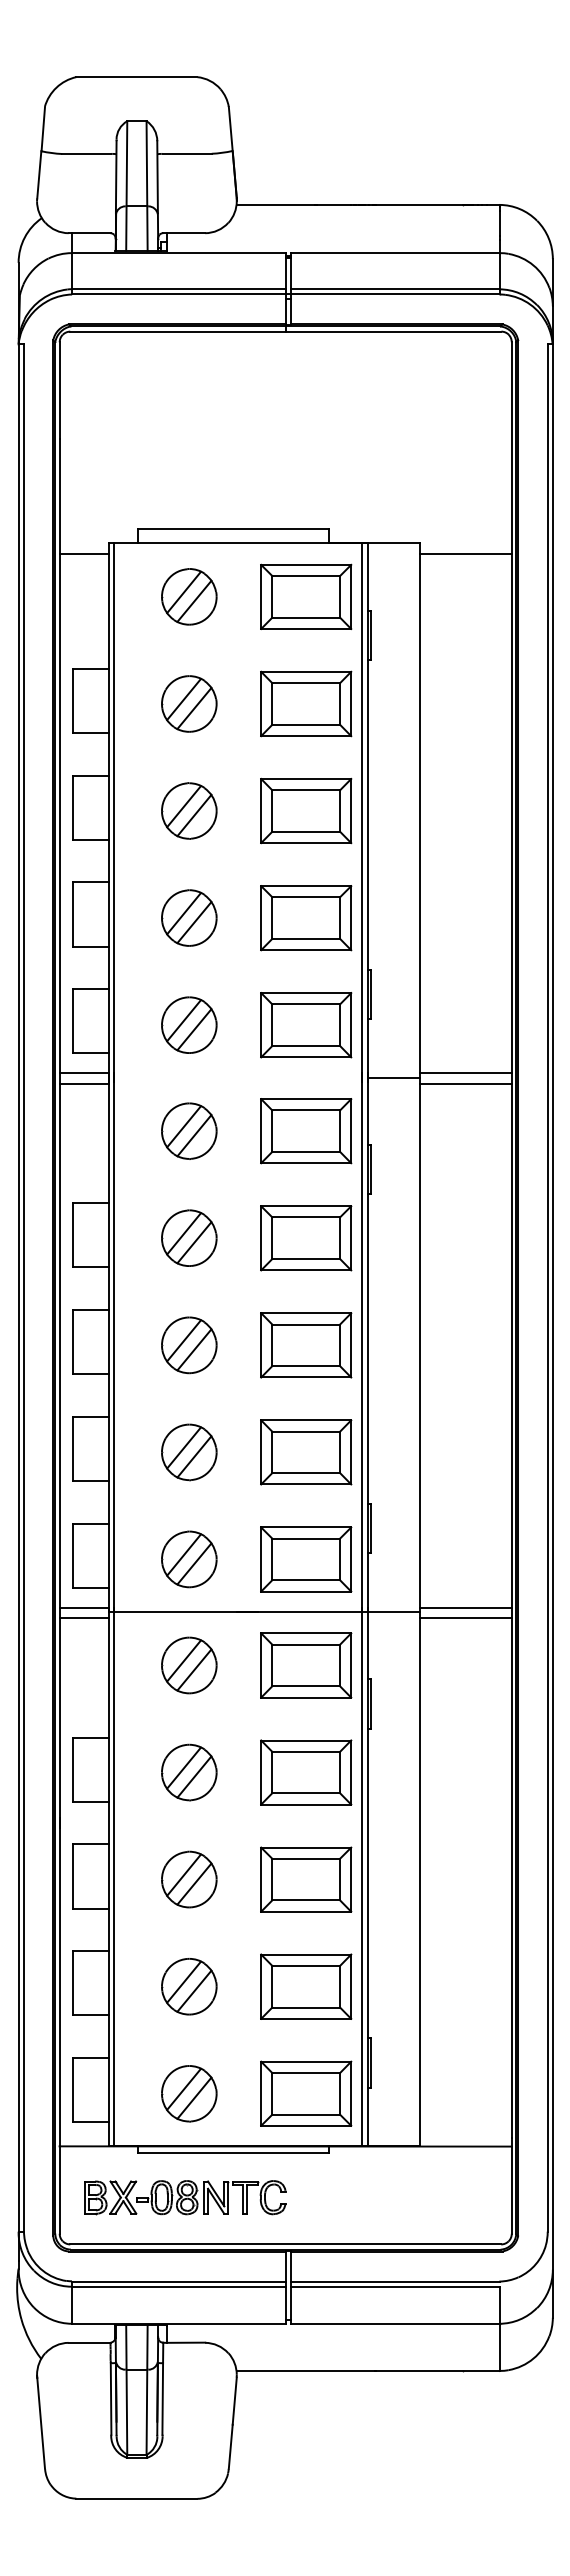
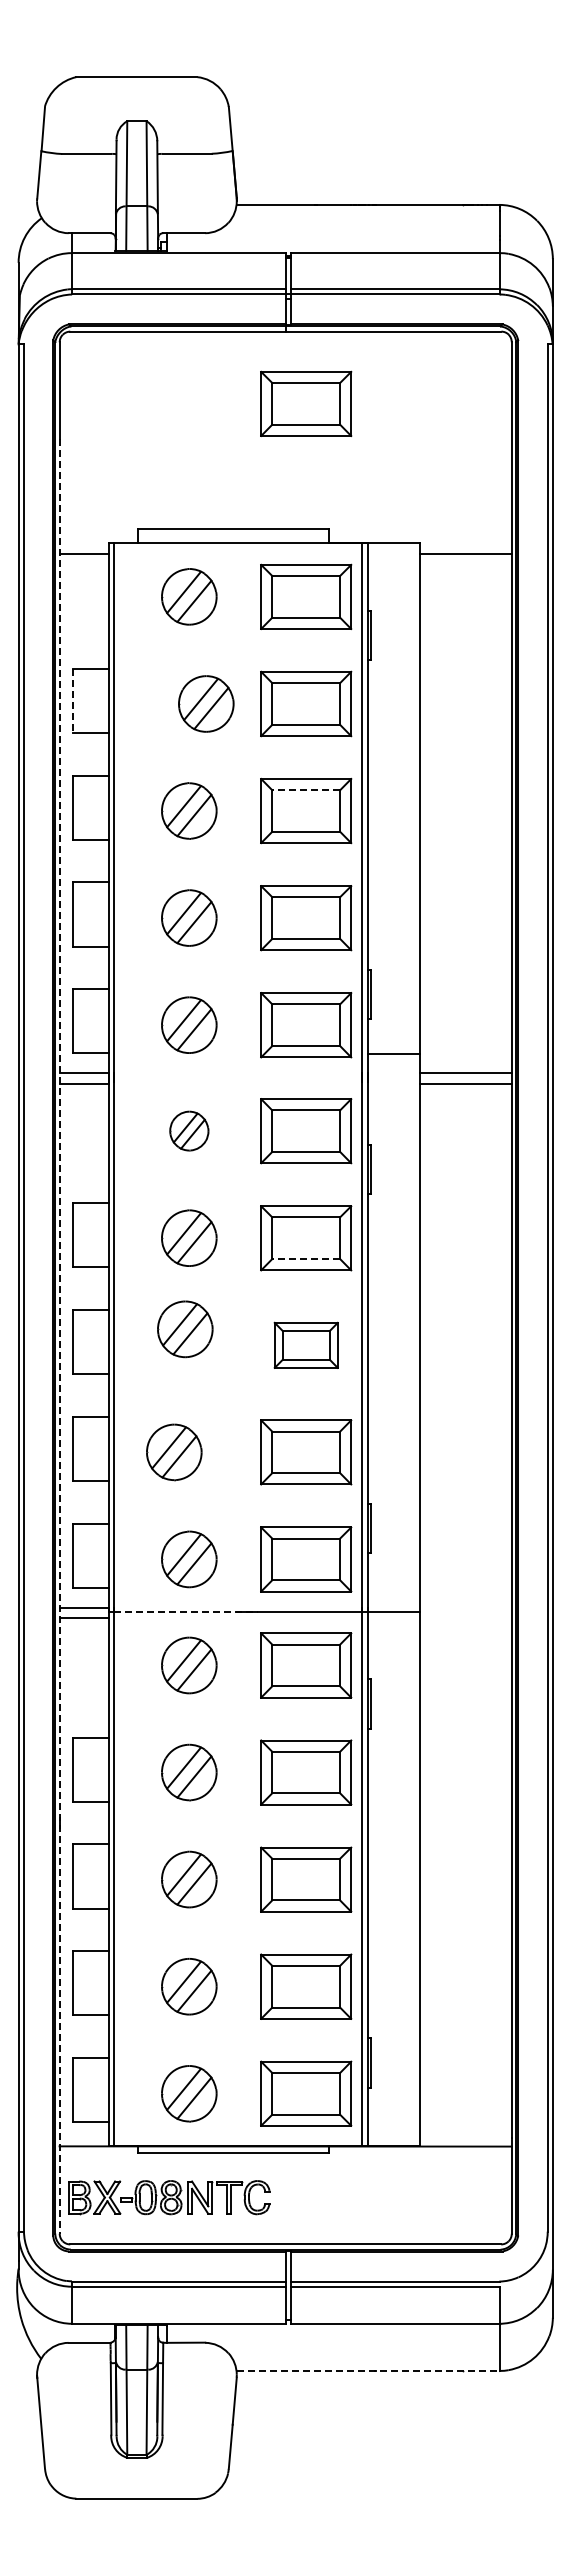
part: none -> present (306, 403)
line: solid -> dashed (72, 701)
part position: (189, 703) -> (206, 703) (206, 703)
line: solid -> dashed (306, 790)
line position: (394, 1077) -> (394, 1053) (394, 1053)
part size: 57x58 px -> 41x42 px (189, 1130)
line: solid -> dashed (306, 1259)
line: solid -> dashed (59, 1336)
part position: (189, 1345) -> (185, 1329) (185, 1329)
part size: 93x67 px -> 66x48 px (305, 1344)
part position: (189, 1452) -> (174, 1452) (174, 1452)
line: present -> none (465, 1607)
line: solid -> dashed (186, 1611)
line: present -> none (465, 1618)
part position: (185, 2197) -> (169, 2197) (169, 2197)
line: solid -> dashed (368, 2370)
